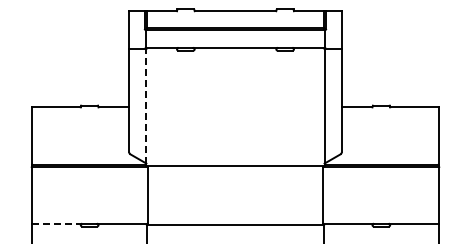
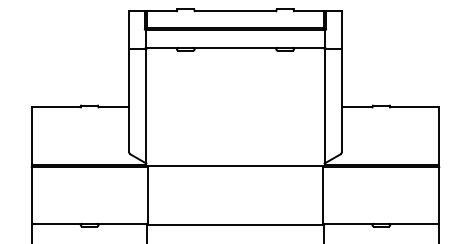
line: dashed -> solid (146, 105)
line: dashed -> solid (57, 223)
